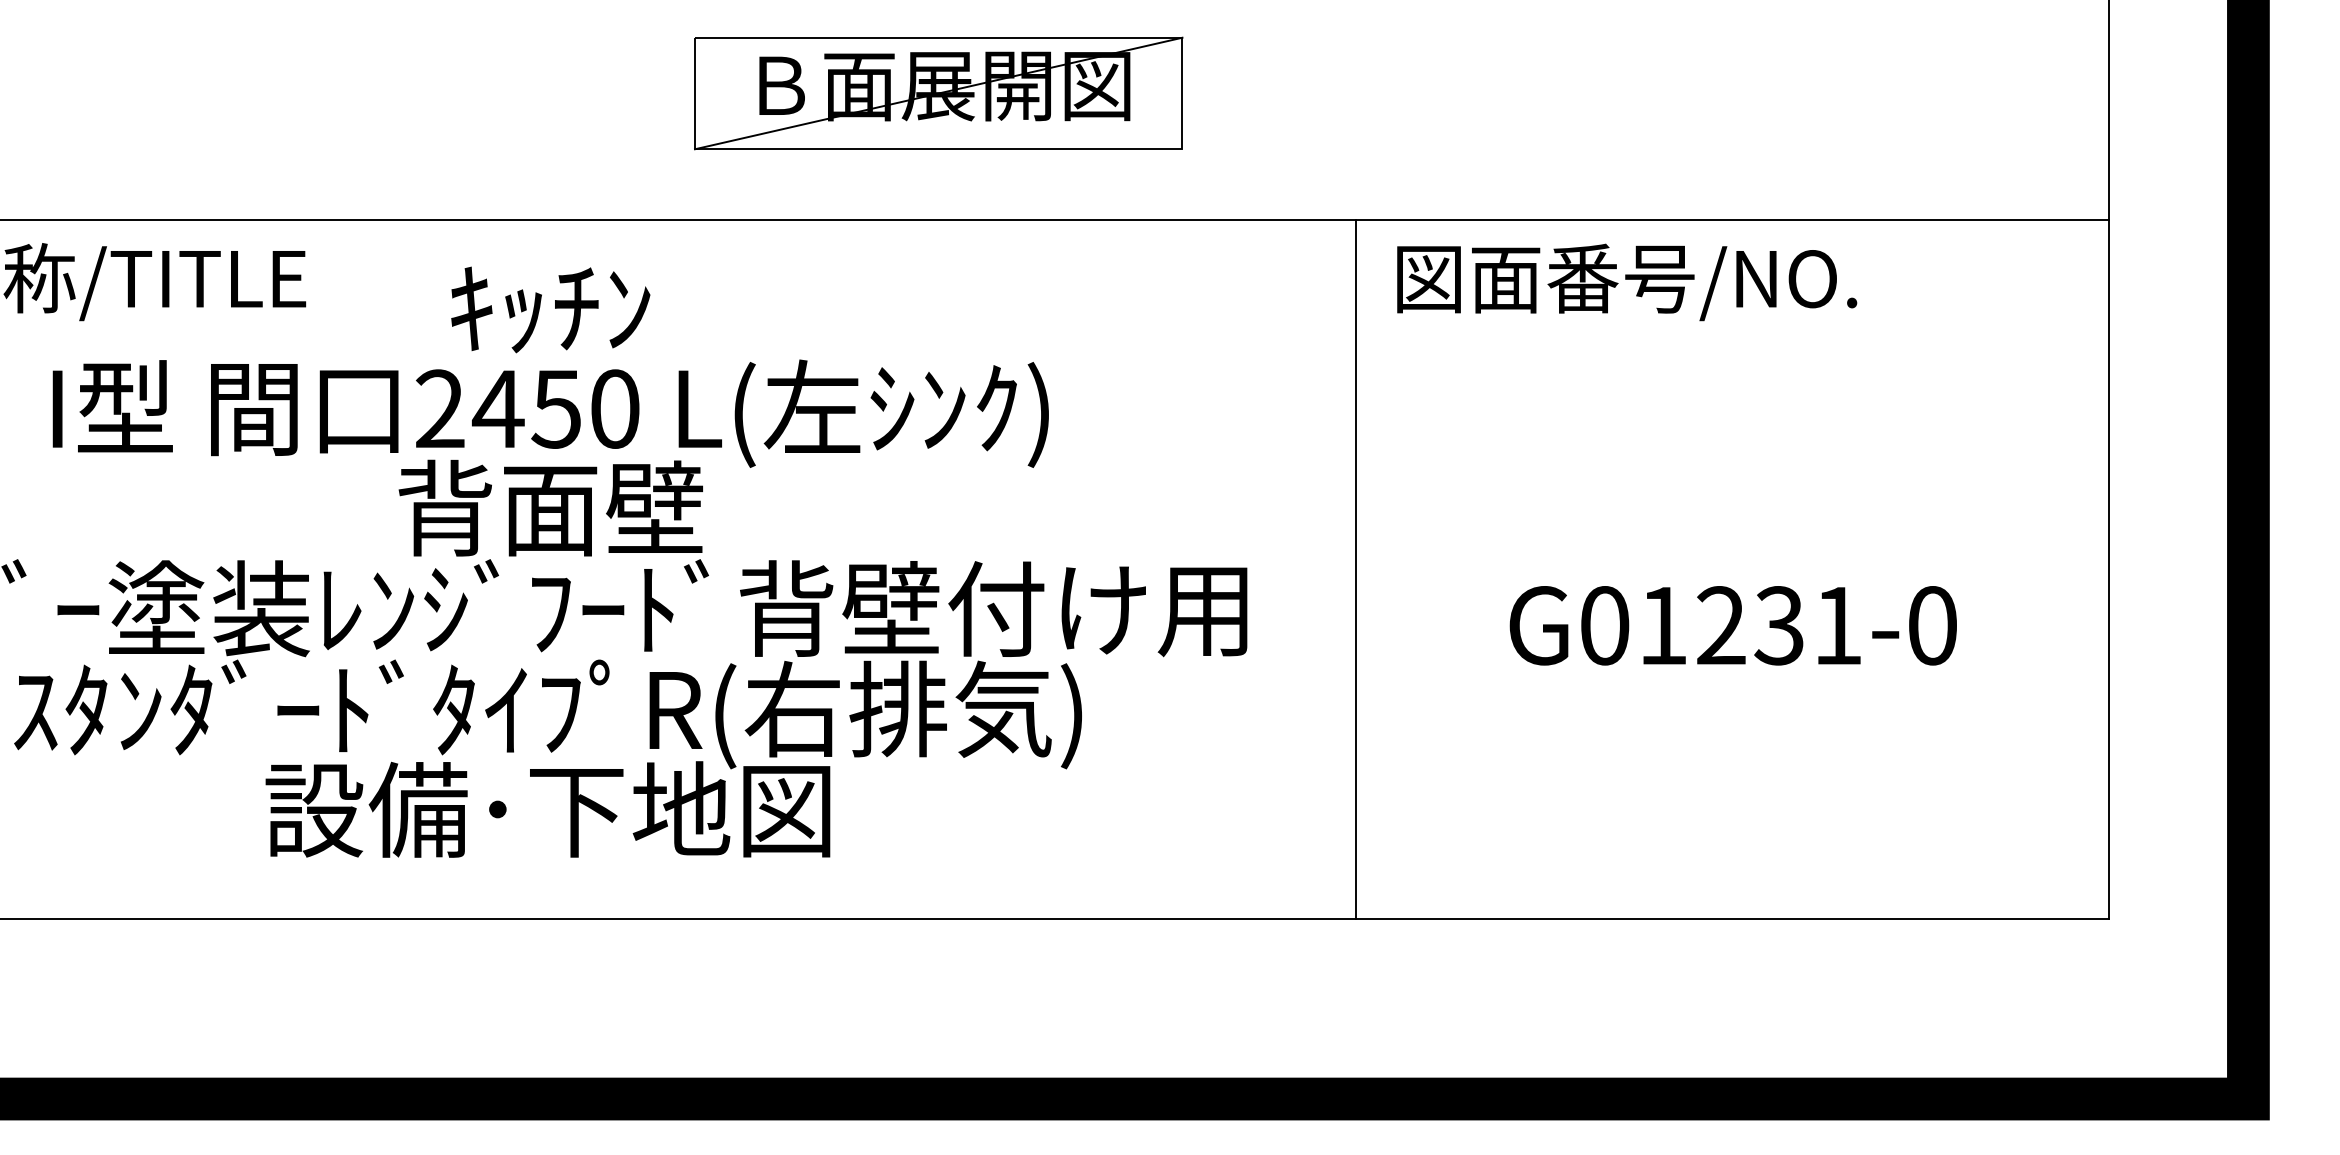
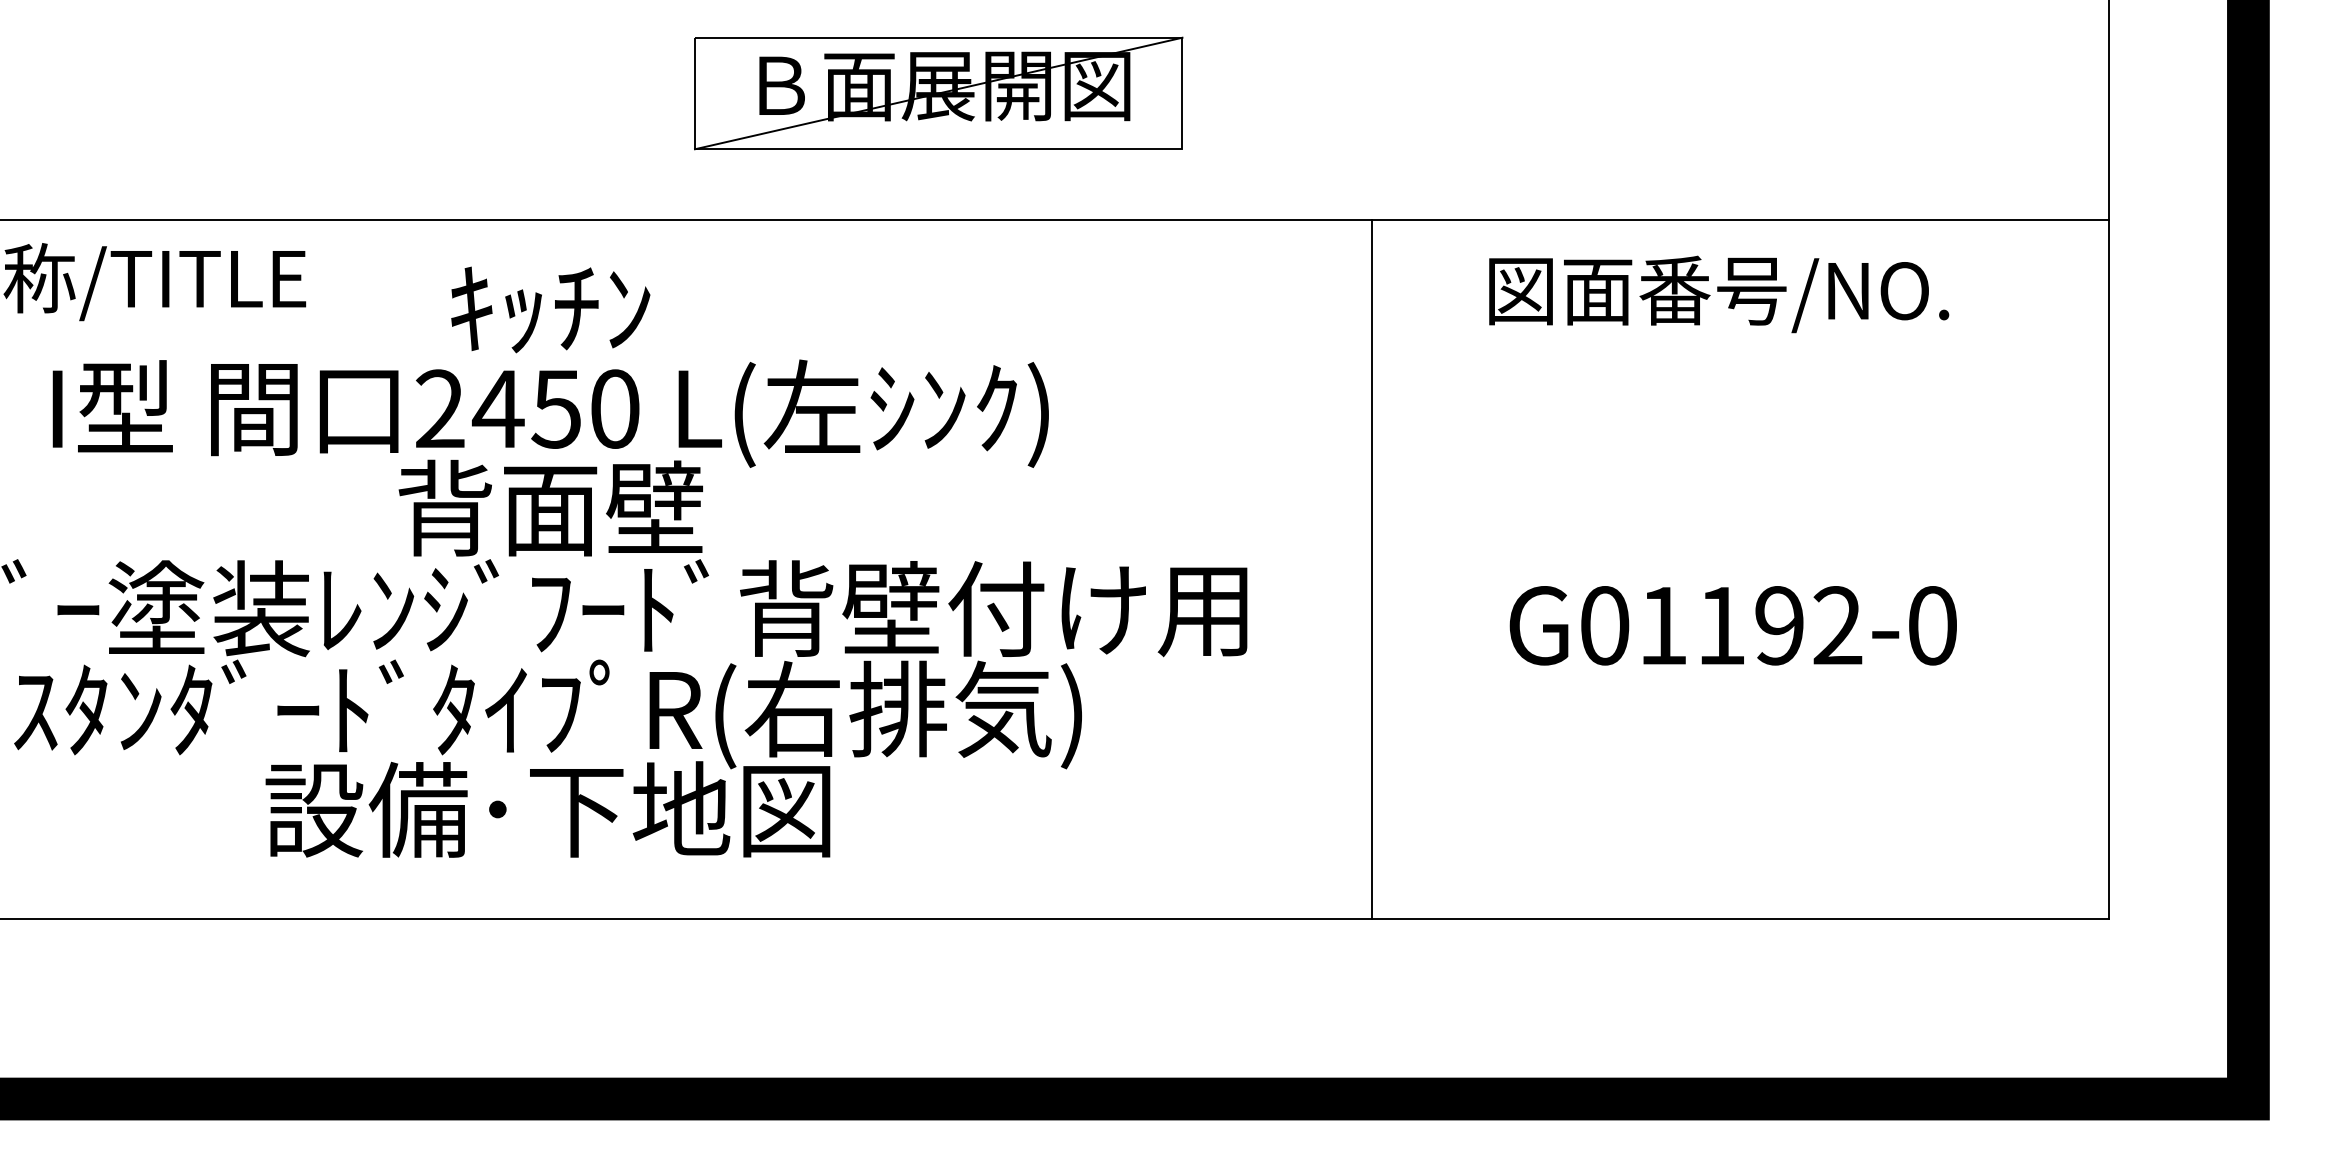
text position: (1627, 282) -> (1719, 294) (1719, 294)
line position: (1356, 569) -> (1372, 569) (1372, 569)
text: G01231-0 -> G01192-0 (1779, 625)
